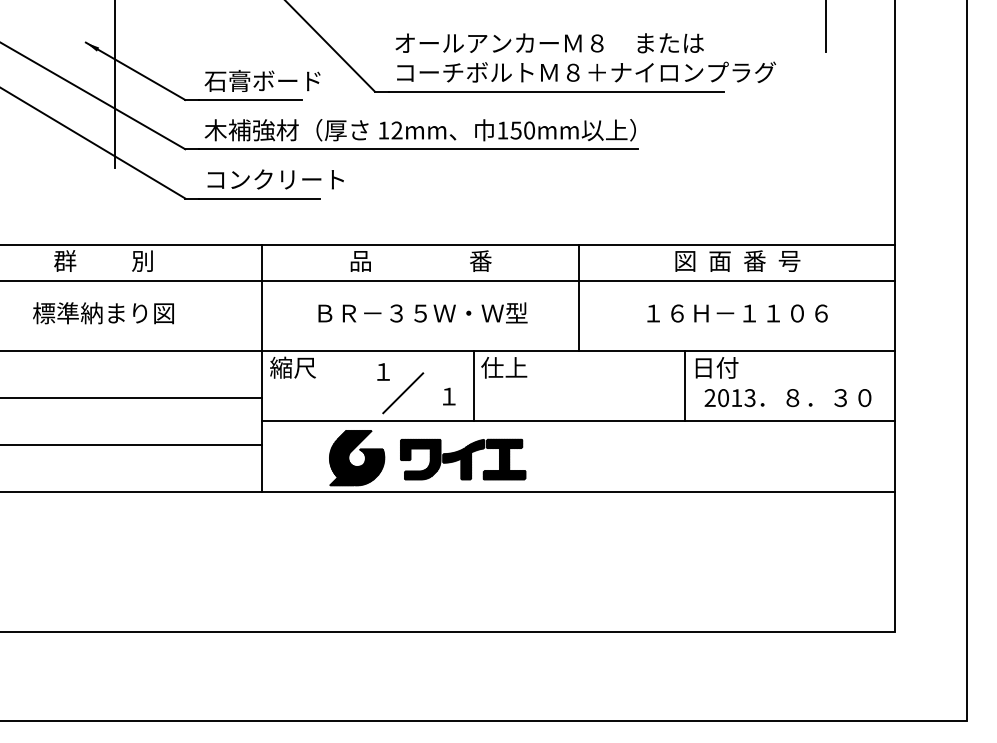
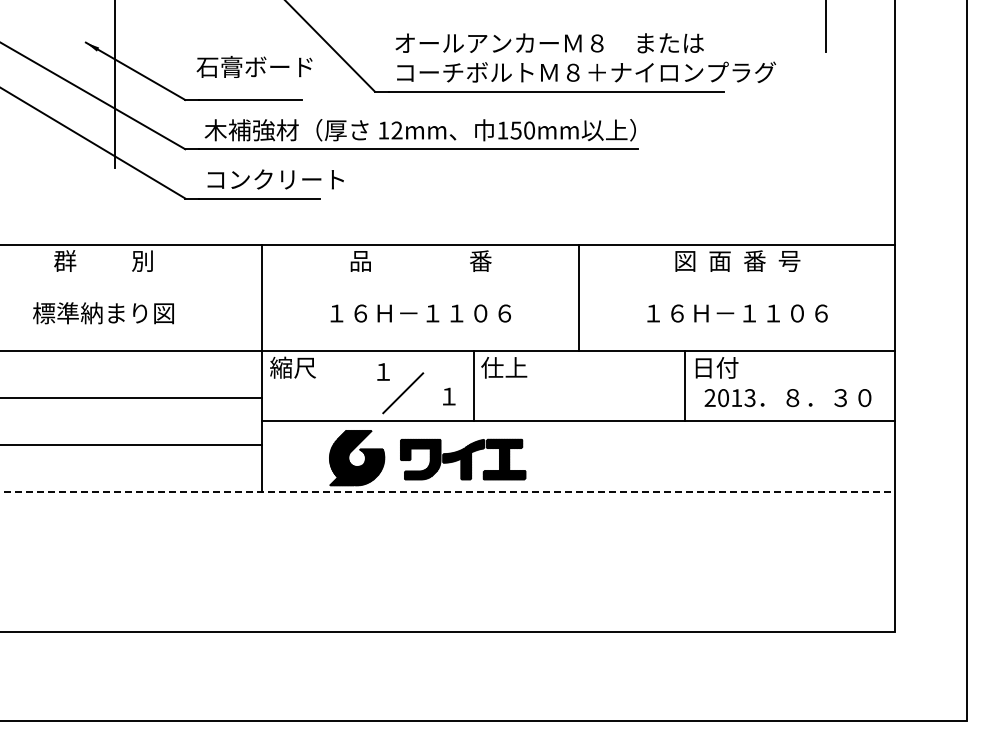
text position: (262, 80) -> (254, 66) (254, 66)
line: present -> none (448, 280)
text: ＢＲ－３５Ｗ・Ｗ型 -> １６Ｈ－１１０６ (422, 312)
line: solid -> dashed (448, 491)
